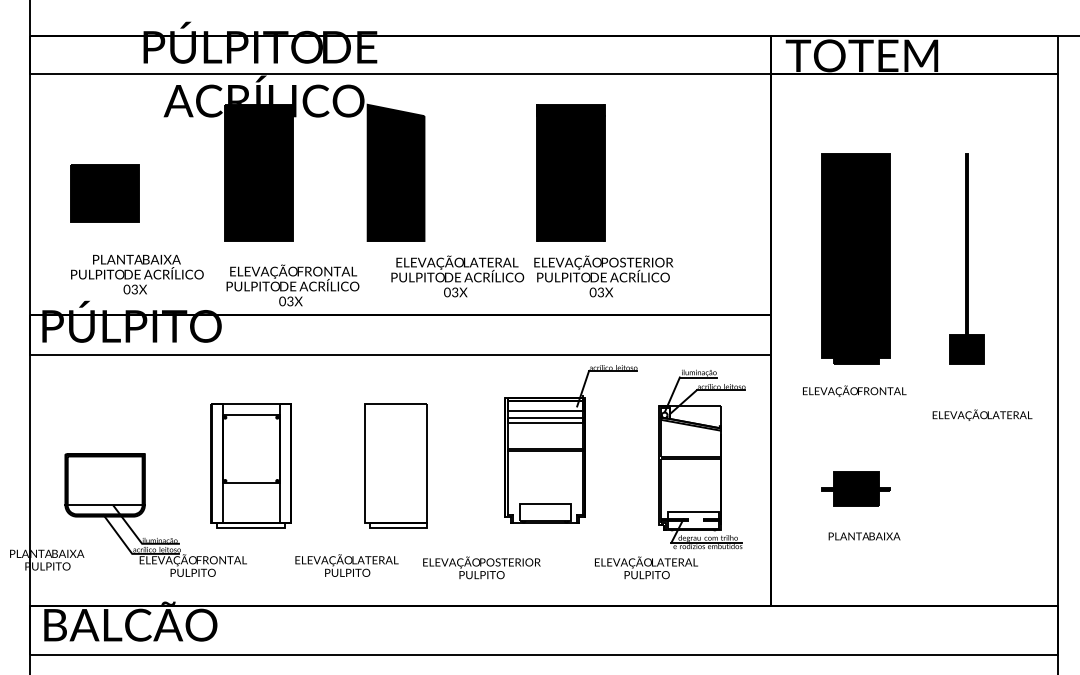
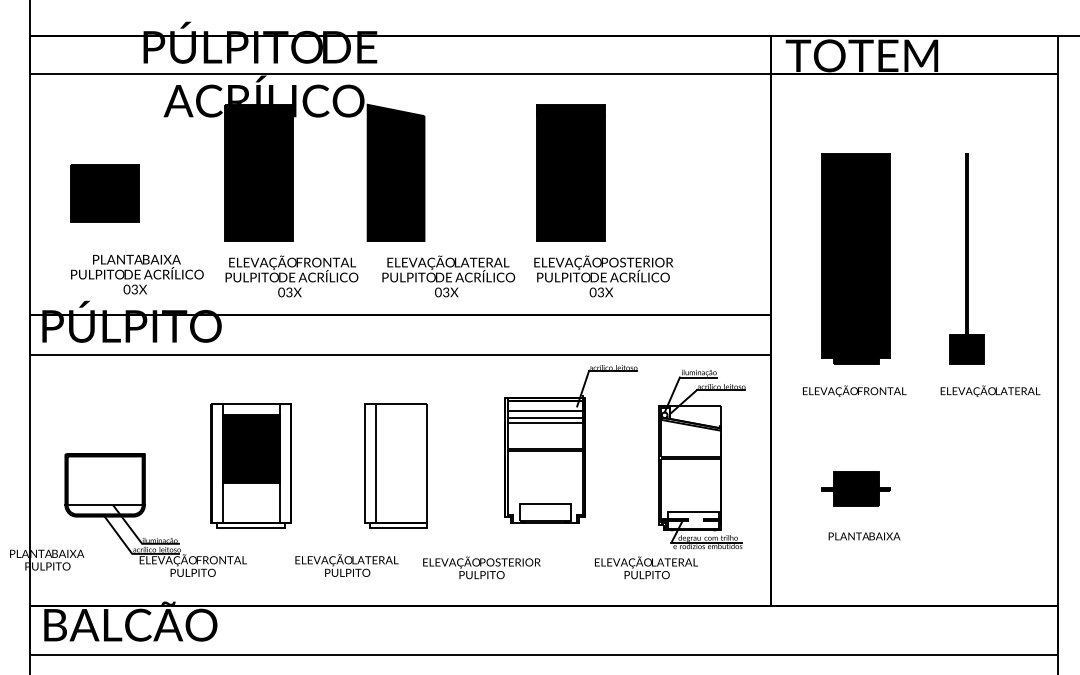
text position: (457, 276) -> (448, 276) (448, 276)
text position: (292, 285) -> (291, 276) (291, 276)
text position: (982, 414) -> (990, 390) (990, 390)
fill: none -> present (251, 449)
line: none -> present (375, 462)
